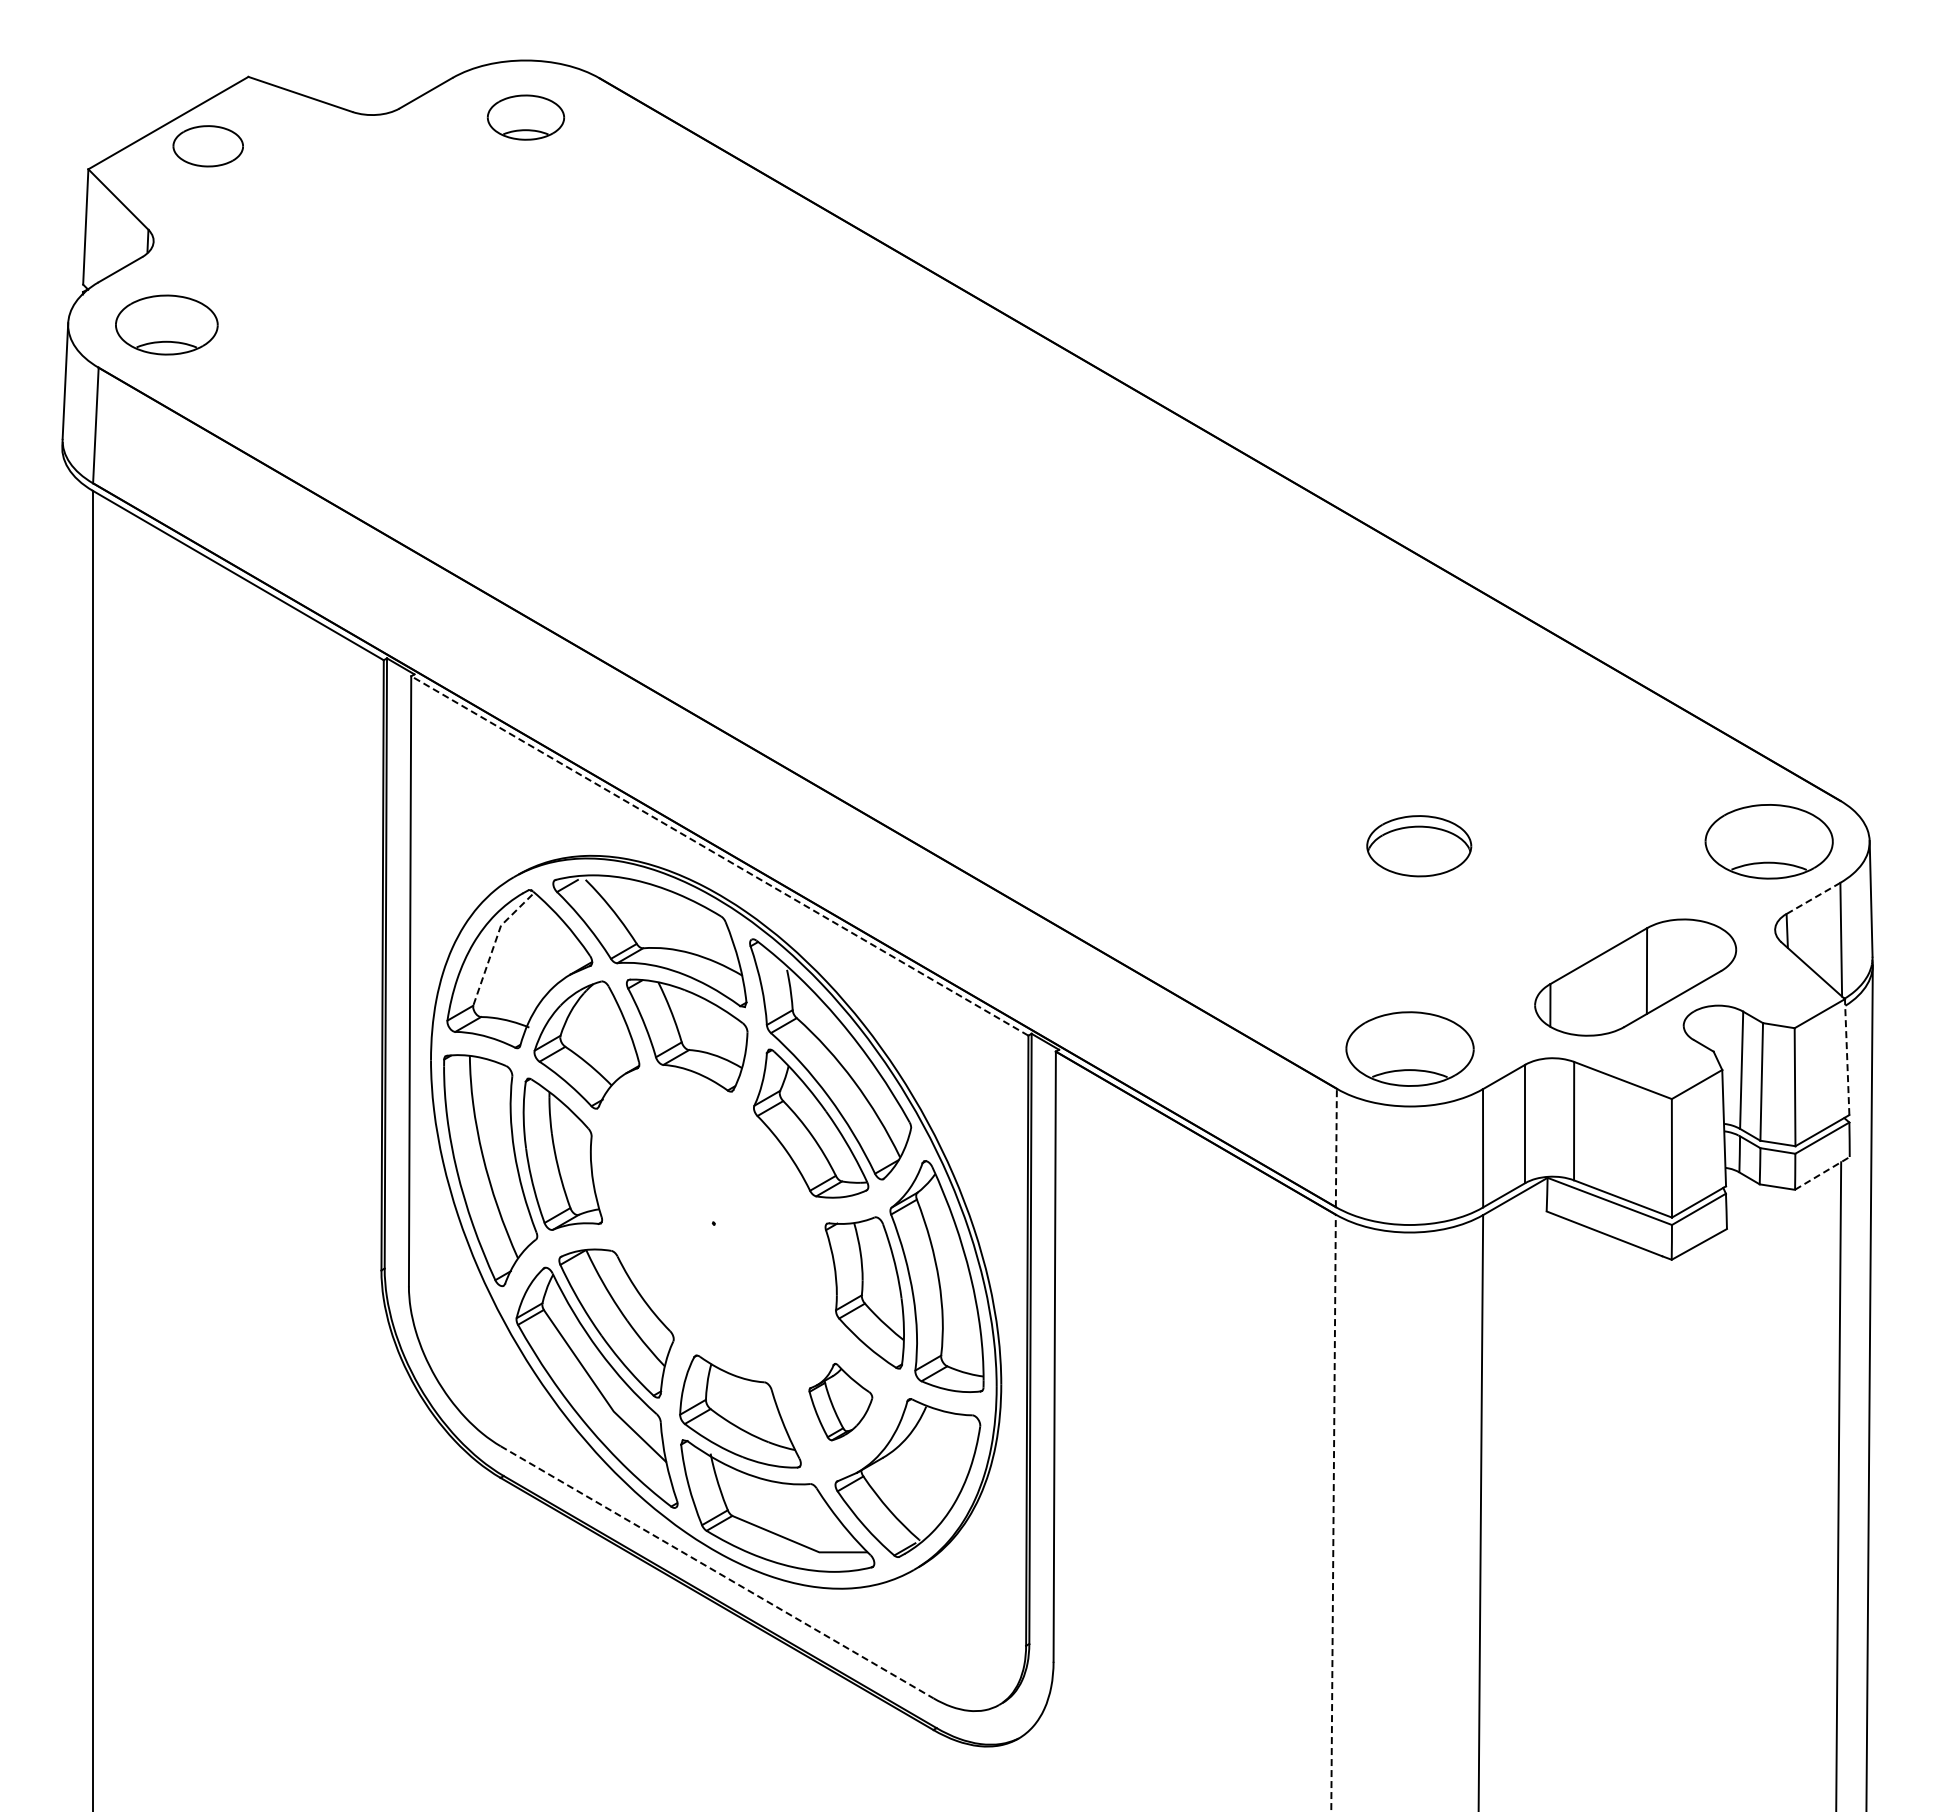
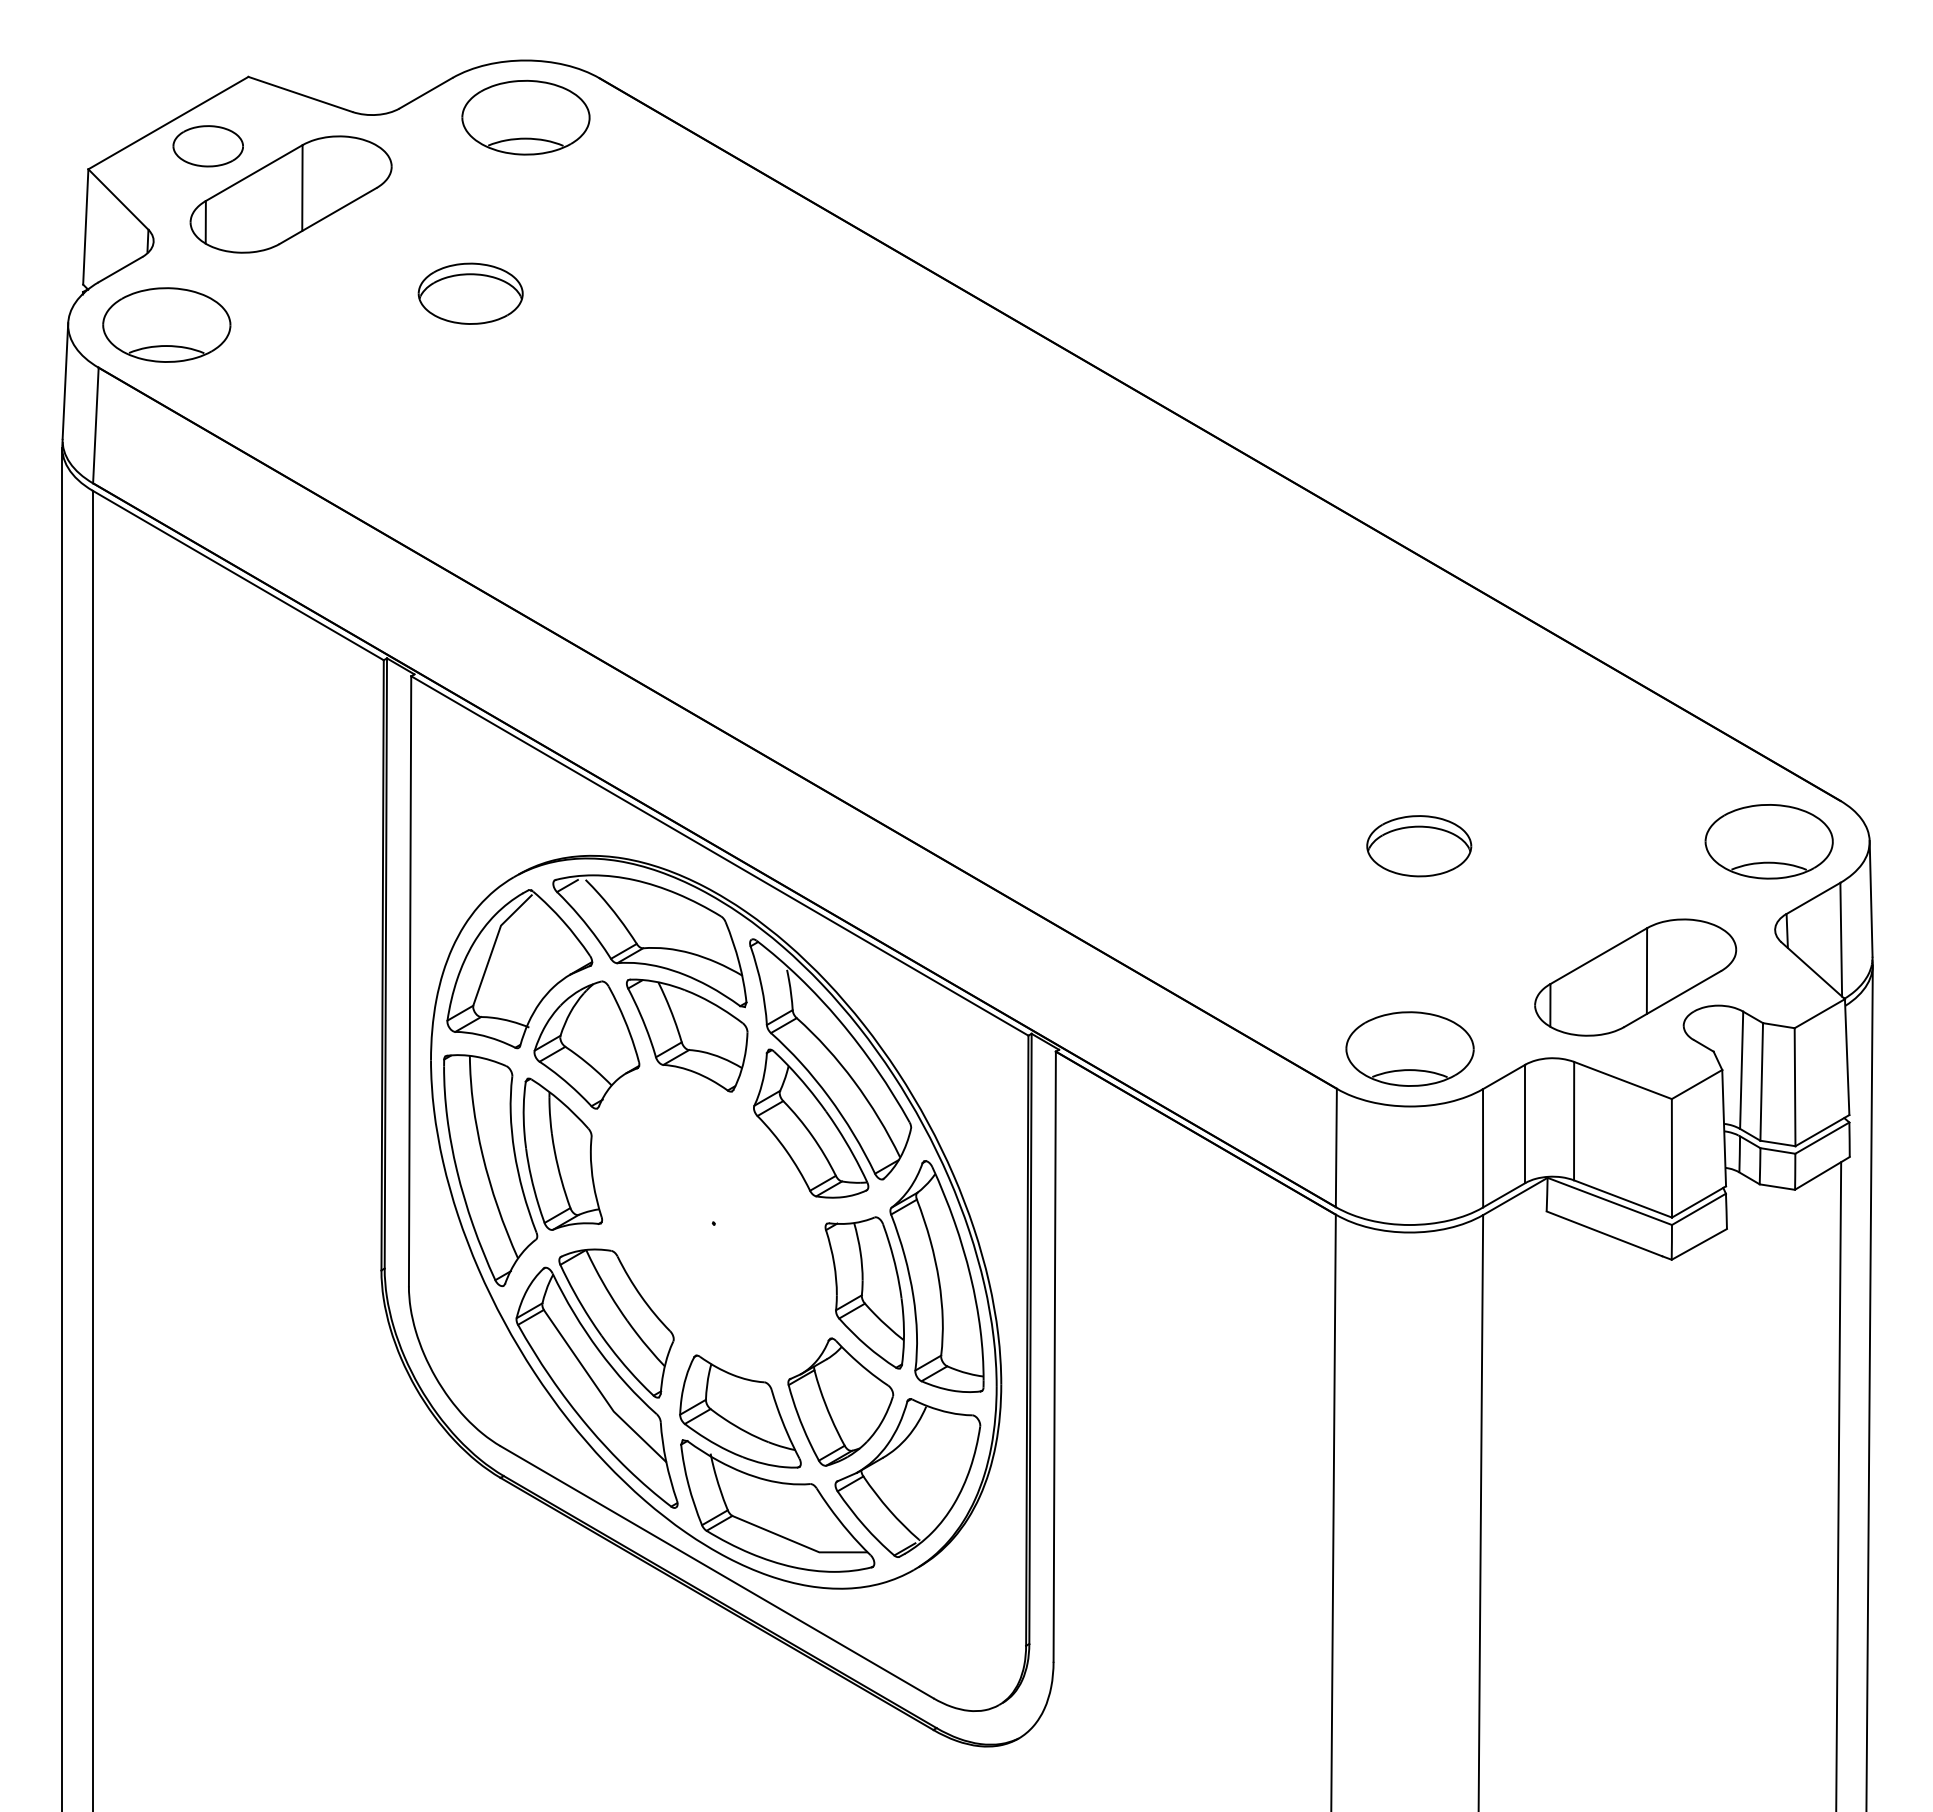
part size: 79x47 px -> 130x77 px (525, 117)
part: none -> present (290, 194)
part: none -> present (470, 293)
part size: 104x62 px -> 130x76 px (166, 324)
line: dashed -> solid (719, 855)
line: dashed -> solid (1813, 898)
line: dashed -> solid (494, 944)
line: dashed -> solid (1847, 1057)
line: none -> present (62, 1127)
line: dashed -> solid (1336, 1147)
line: dashed -> solid (1822, 1173)
part size: 66x80 px -> 108x130 px (840, 1401)
line: dashed -> solid (1333, 1512)
line: dashed -> solid (717, 1572)
